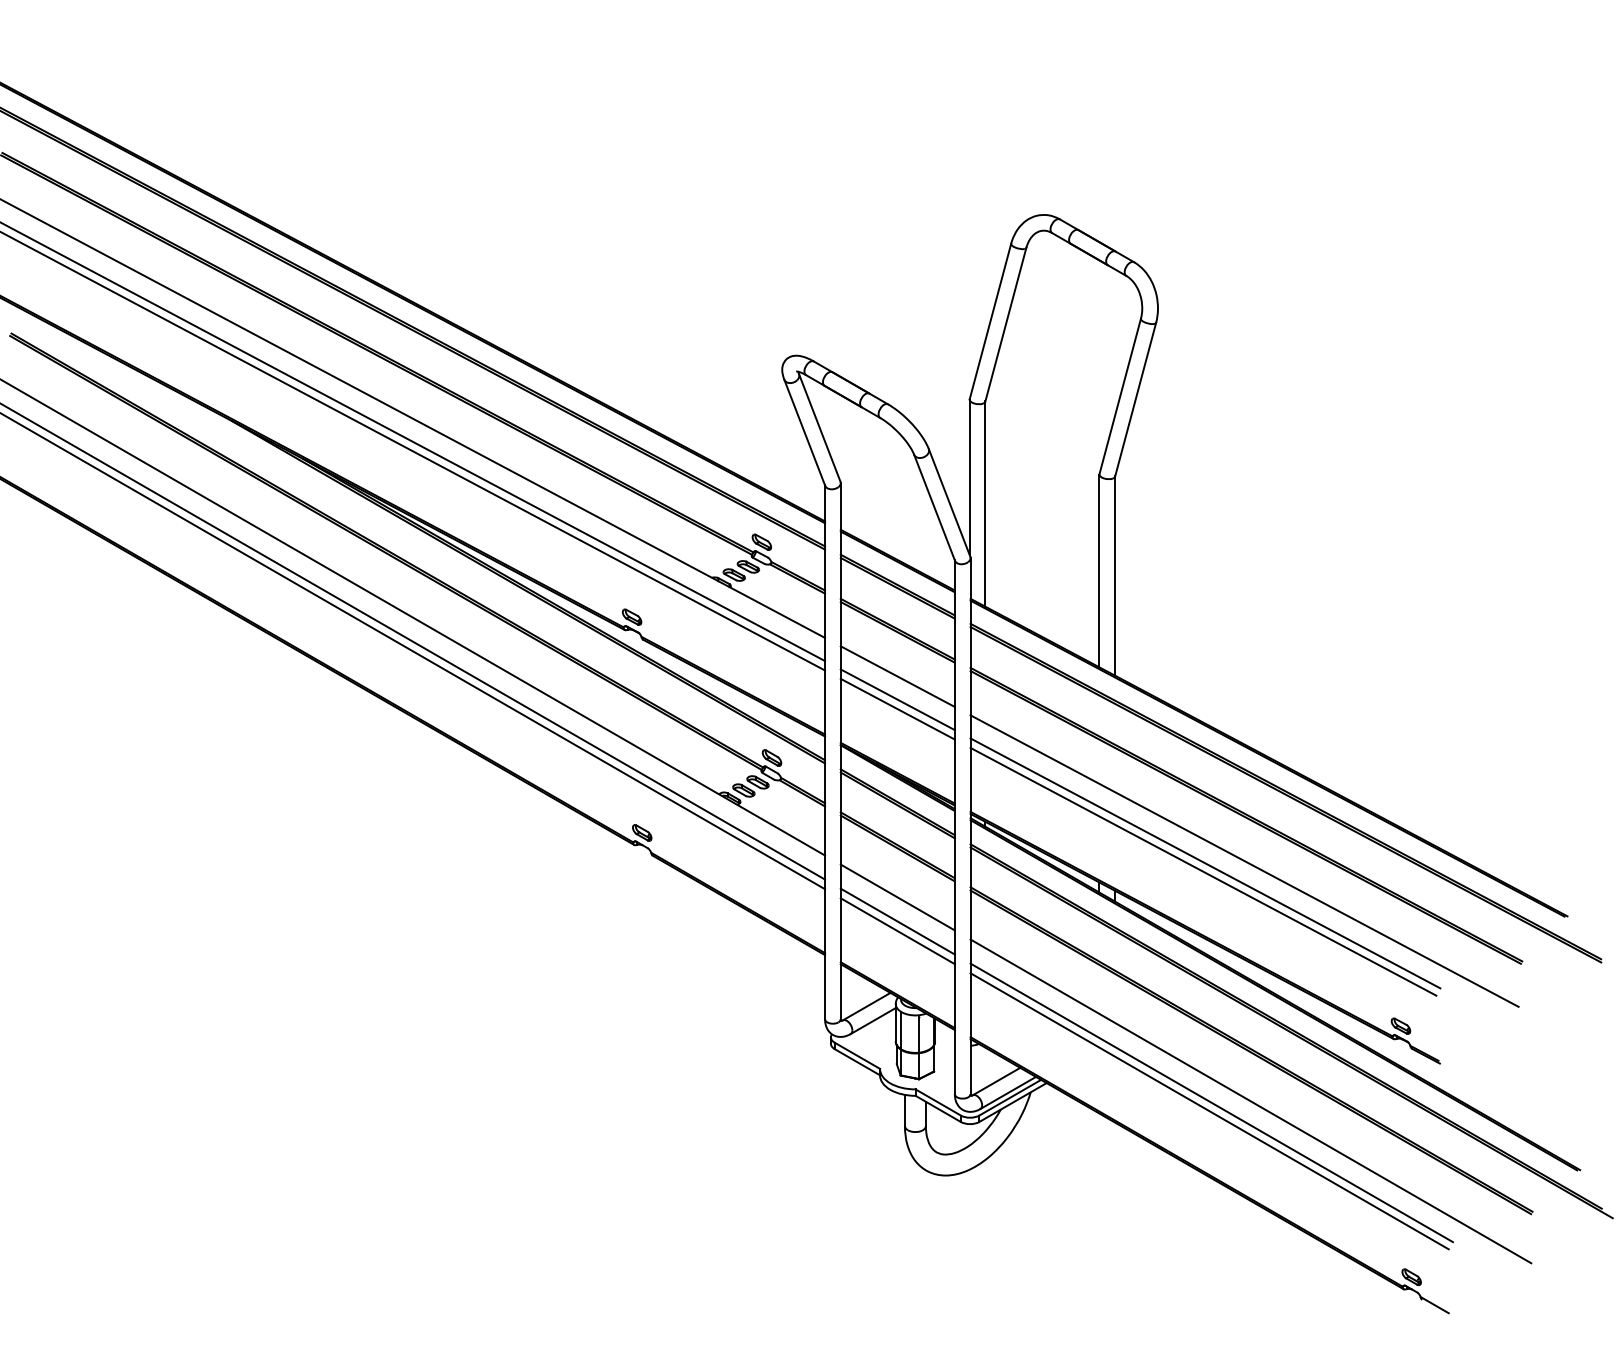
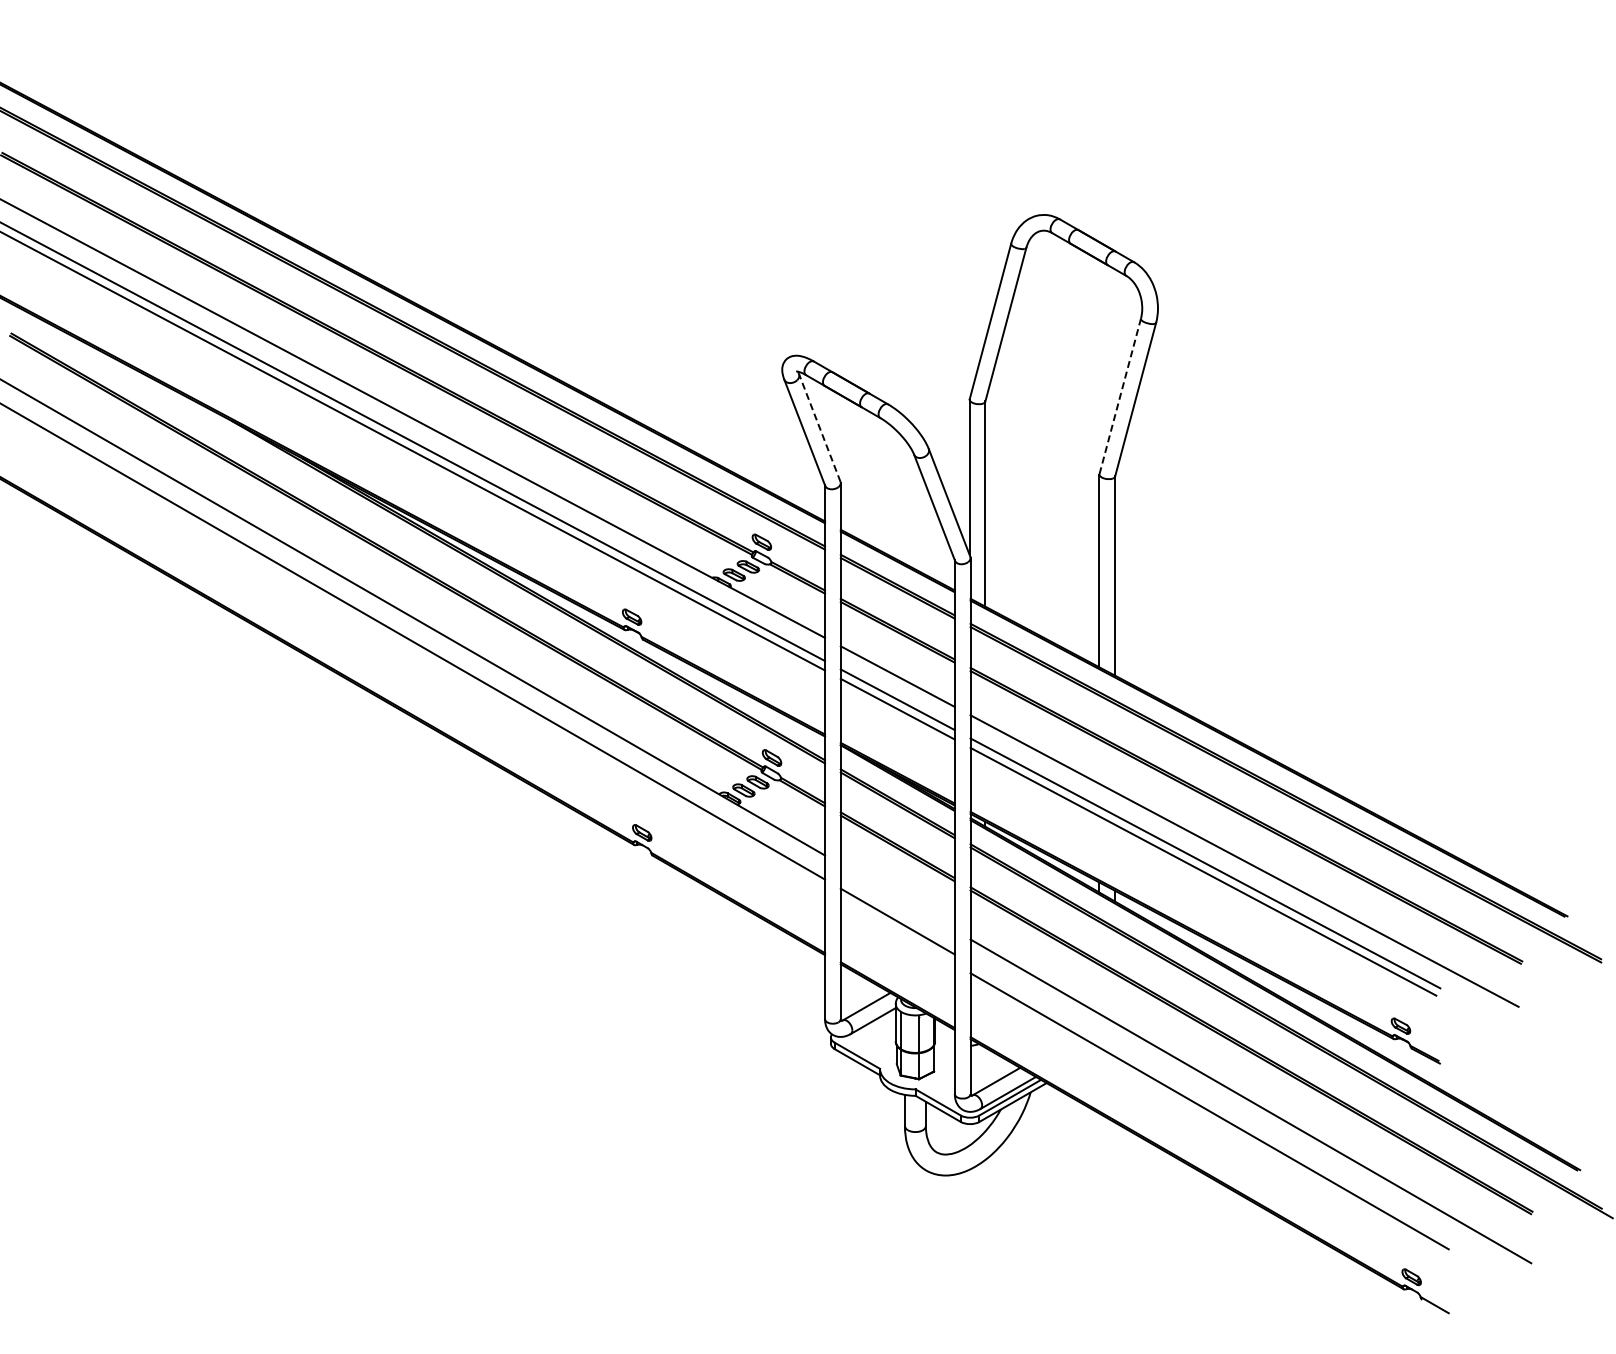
line: solid -> dashed (1120, 395)
line: solid -> dashed (819, 428)
line: present -> none (413, 651)
line: present -> none (897, 897)
line: present -> none (897, 931)
line: present -> none (1211, 1102)
